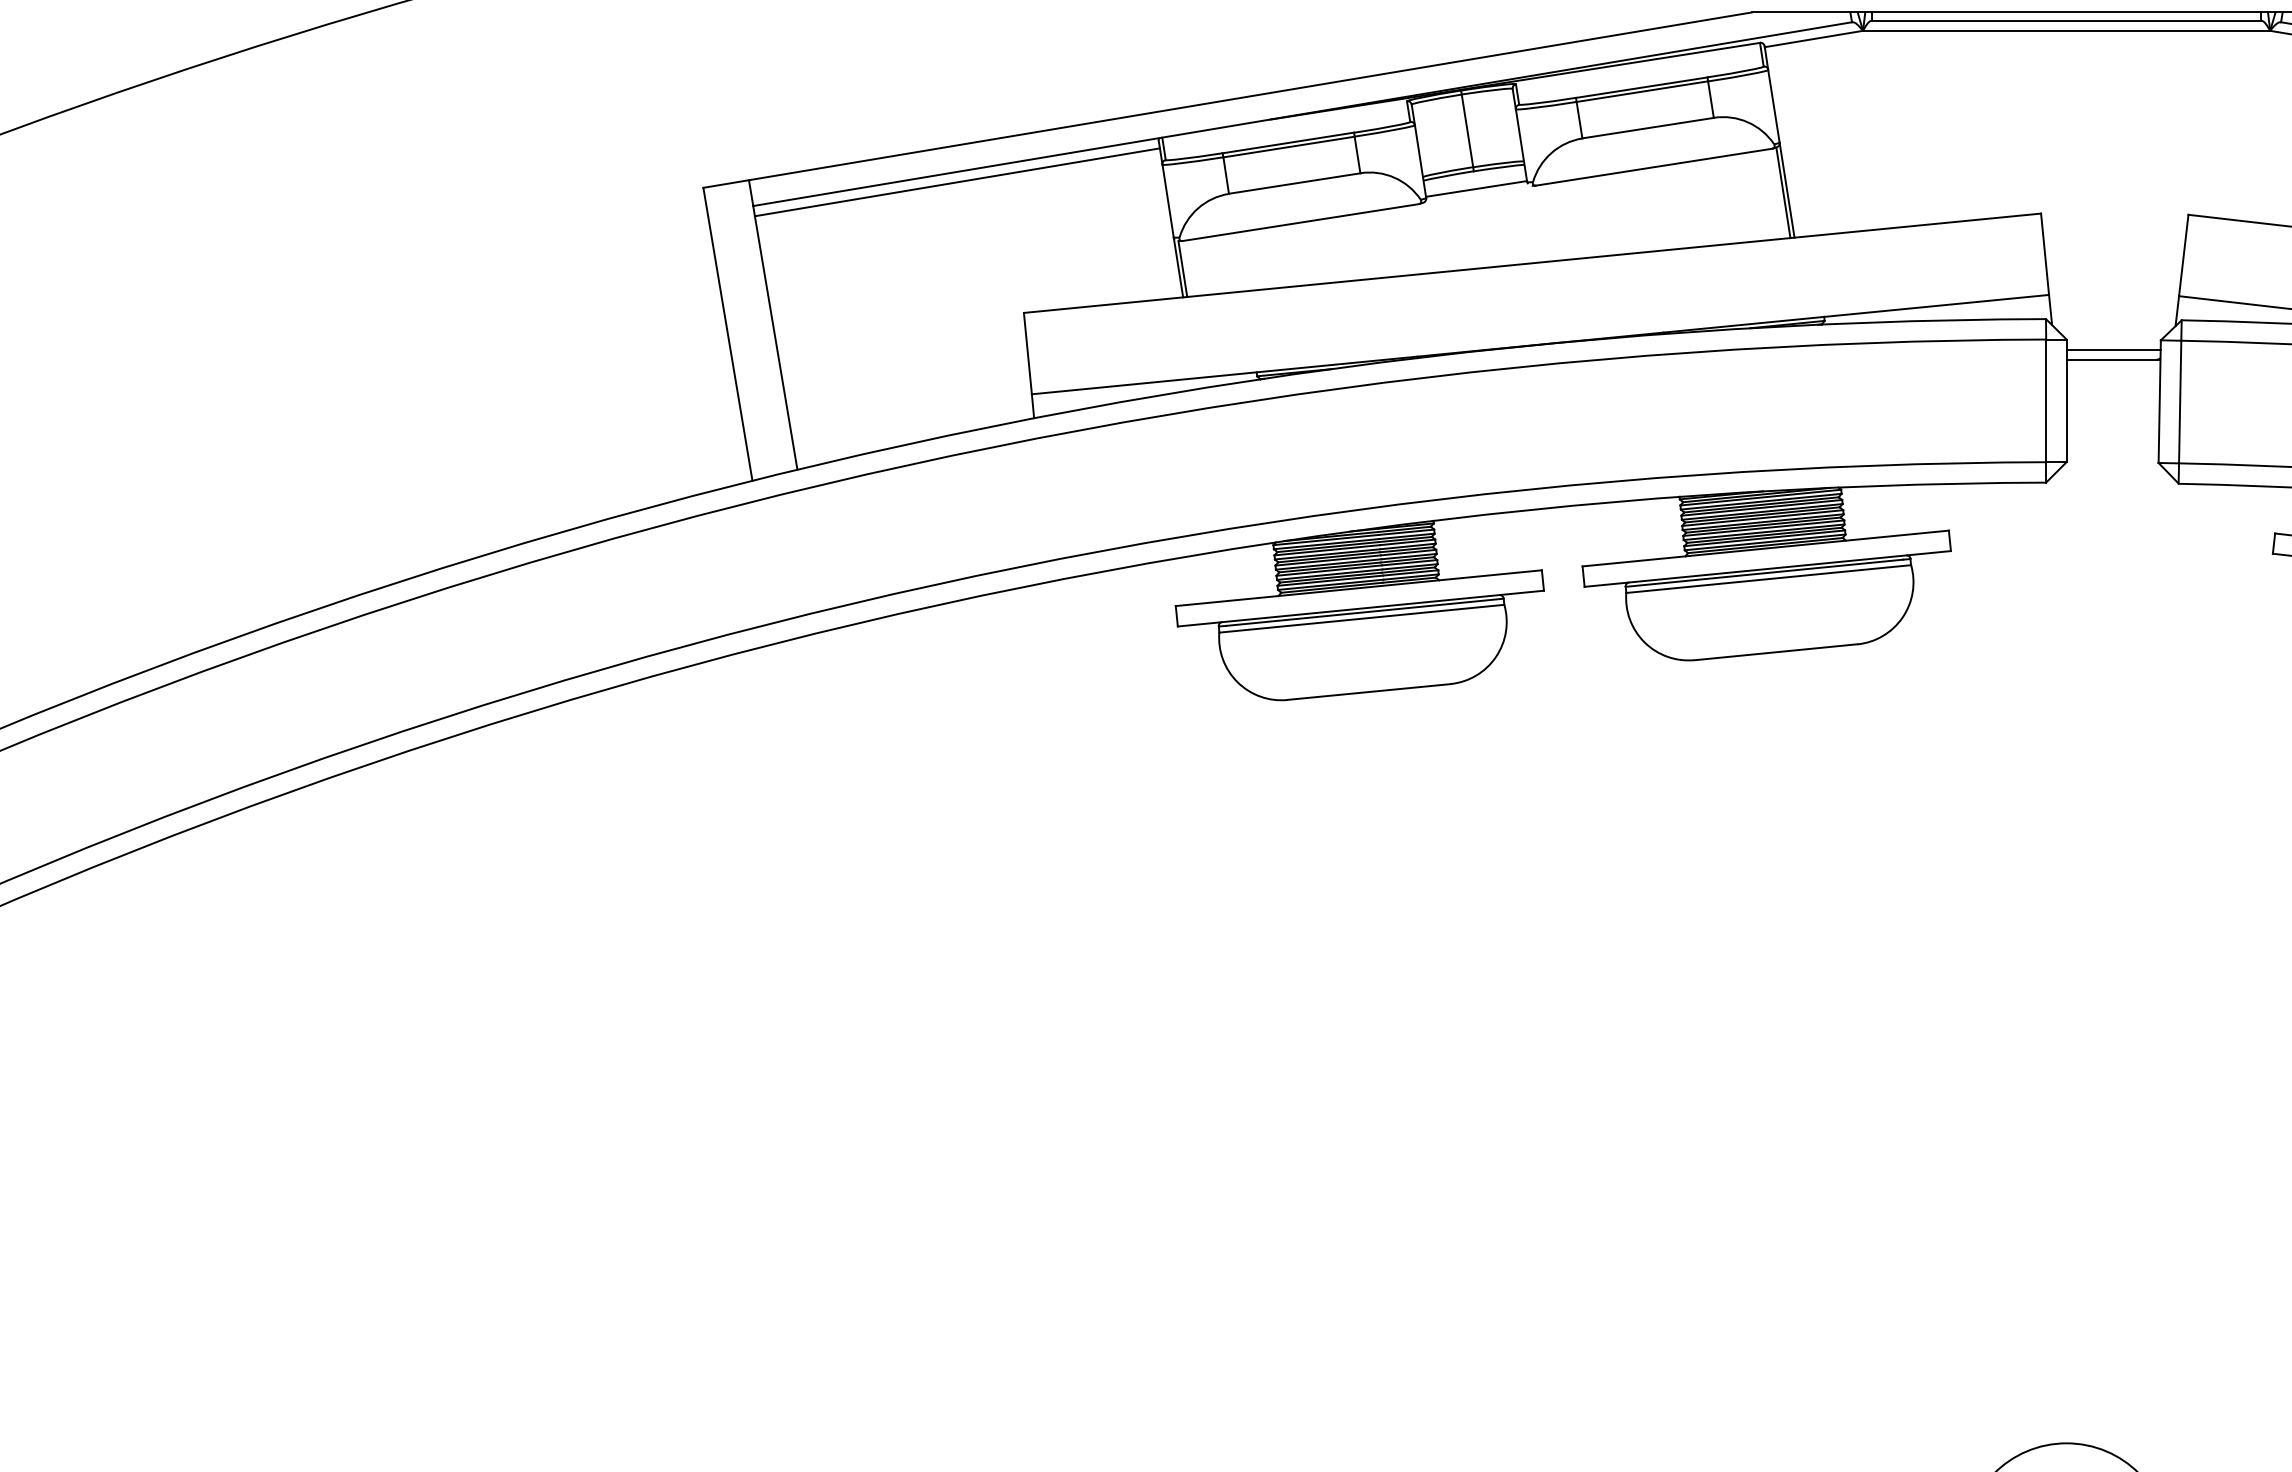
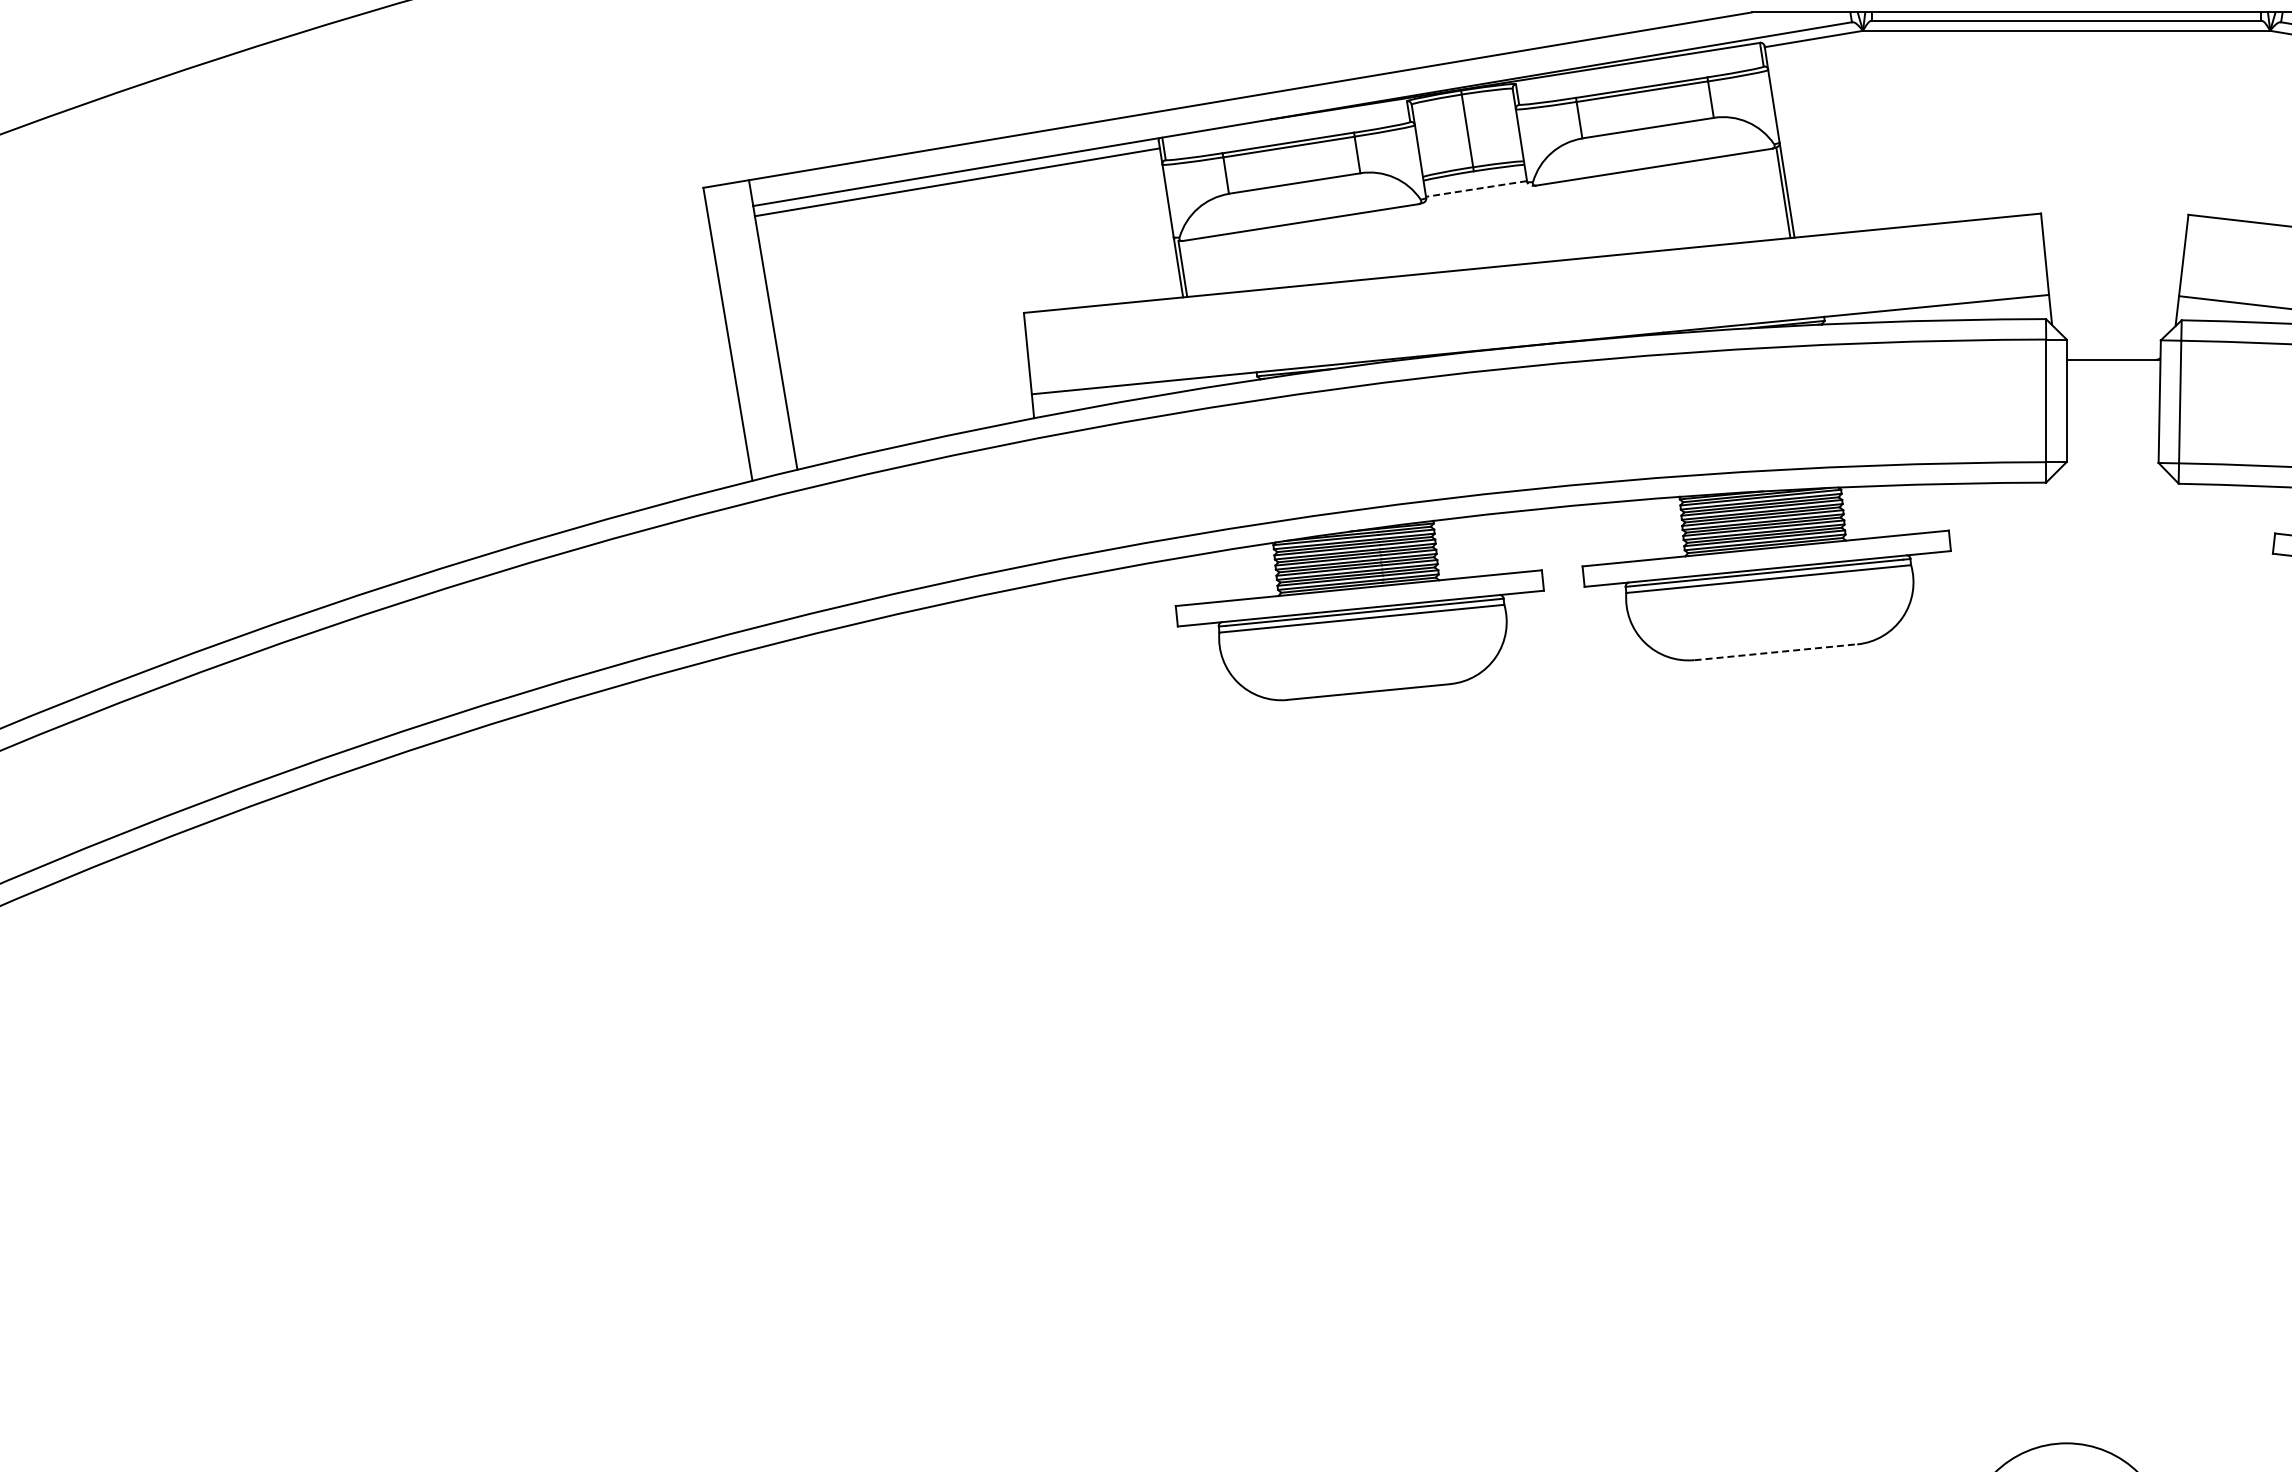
line: solid -> dashed (1476, 189)
line: present -> none (2113, 349)
line: solid -> dashed (1775, 652)
